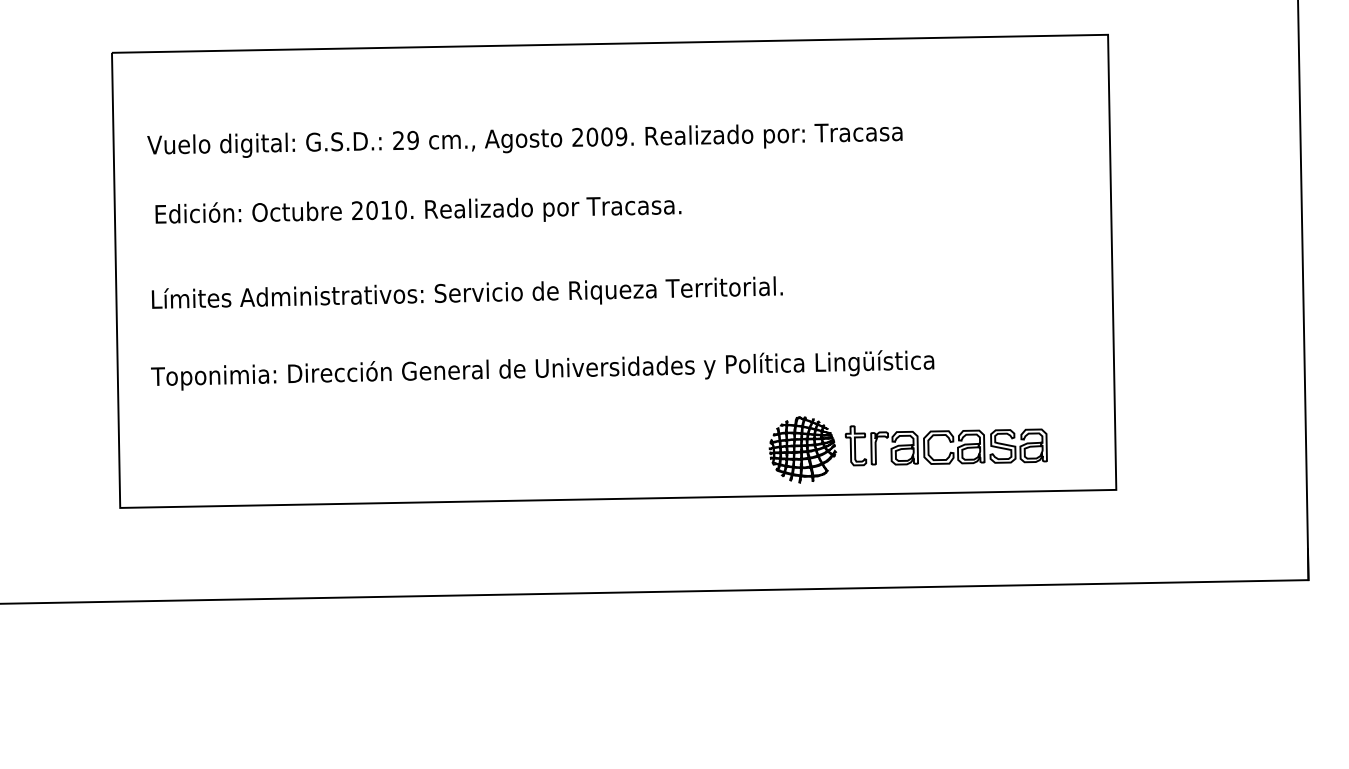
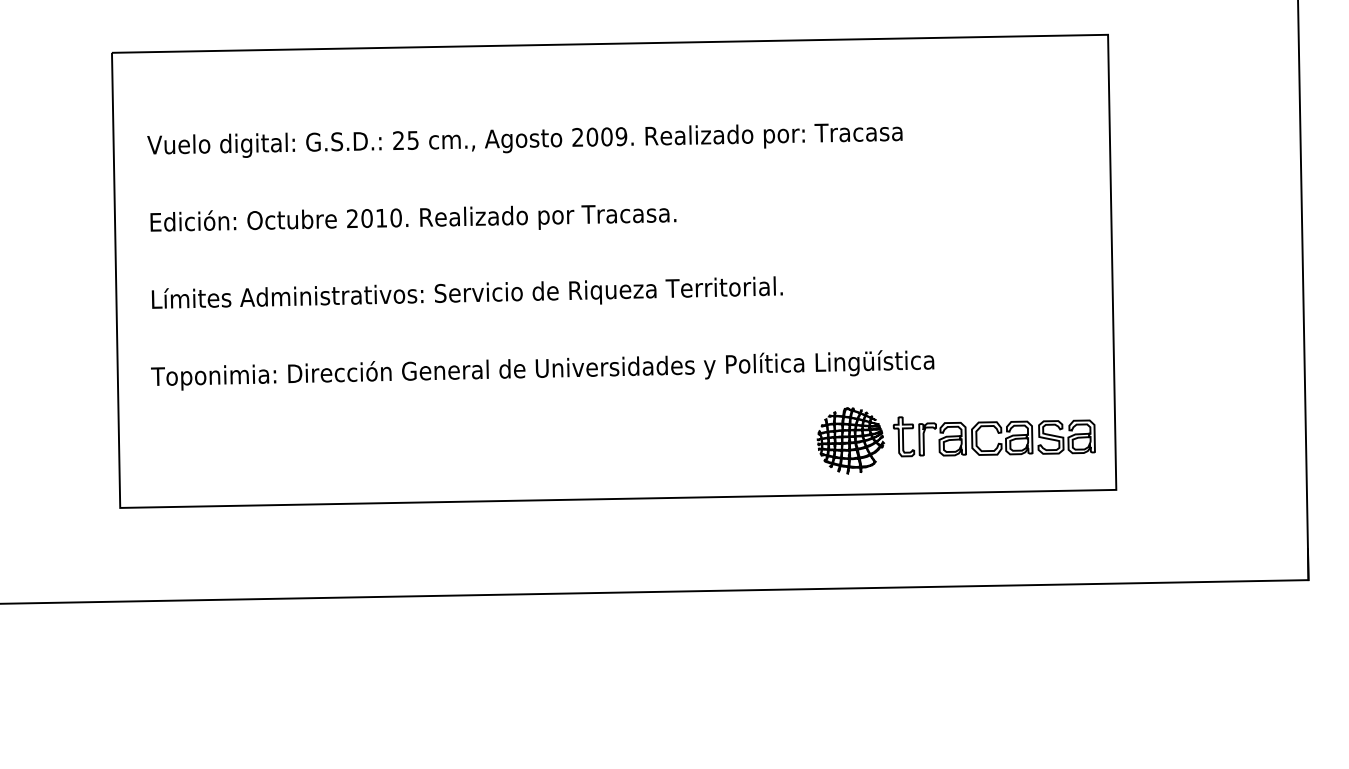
text: 29 -> 25 (412, 139)
text position: (418, 210) -> (413, 218) (413, 218)
part position: (907, 449) -> (955, 440) (955, 440)
